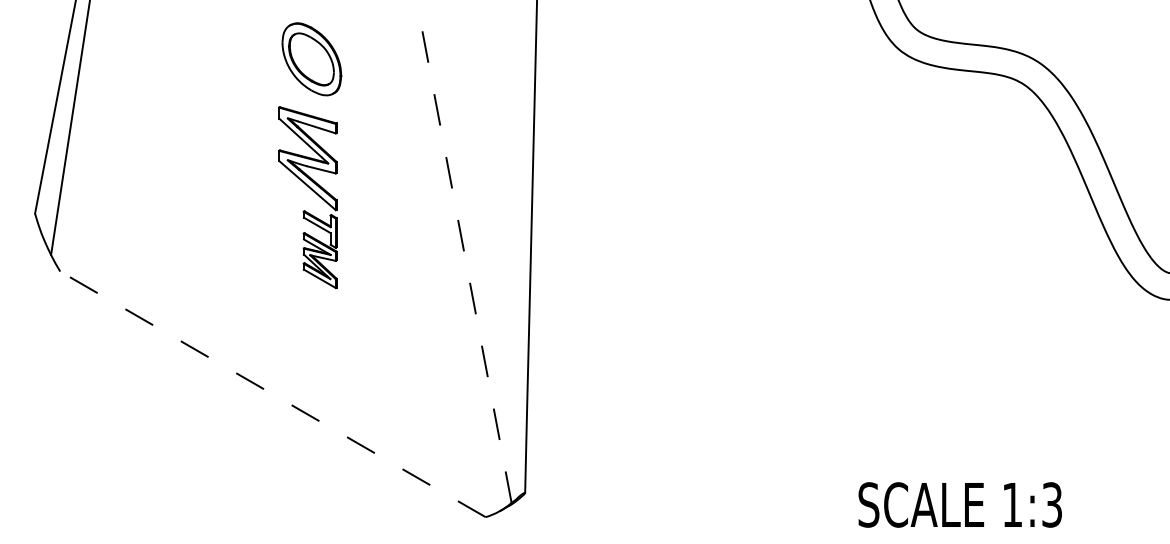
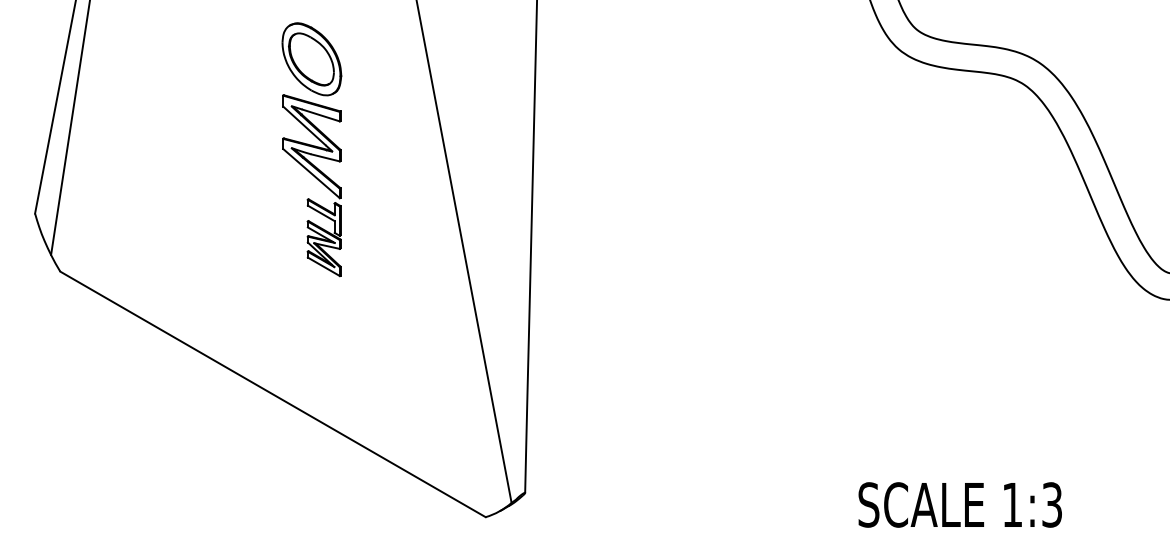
part position: (312, 191) -> (316, 179) (316, 179)
line: dashed -> solid (464, 251)
line: dashed -> solid (272, 394)
